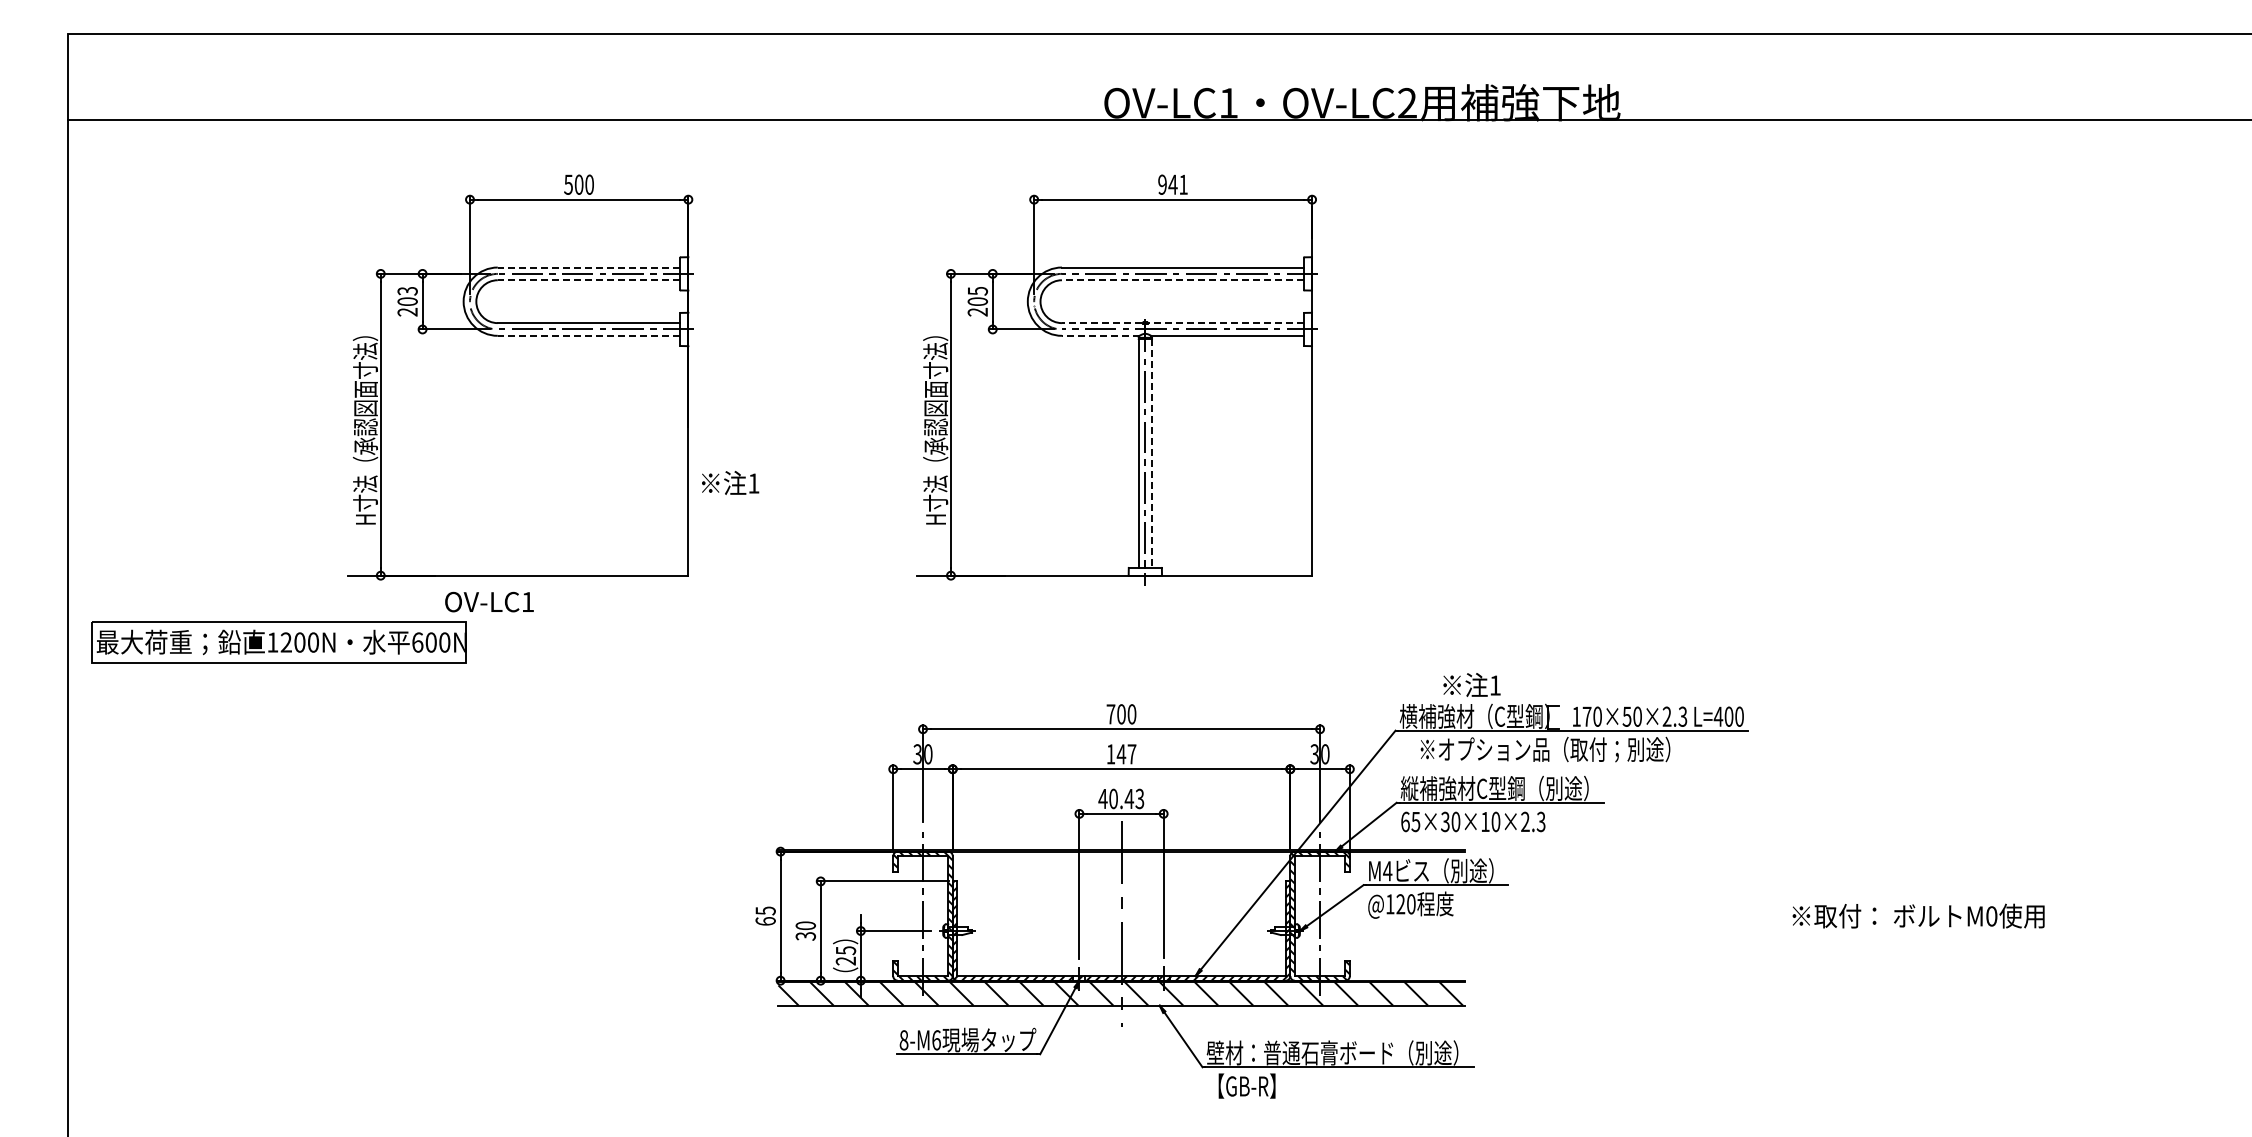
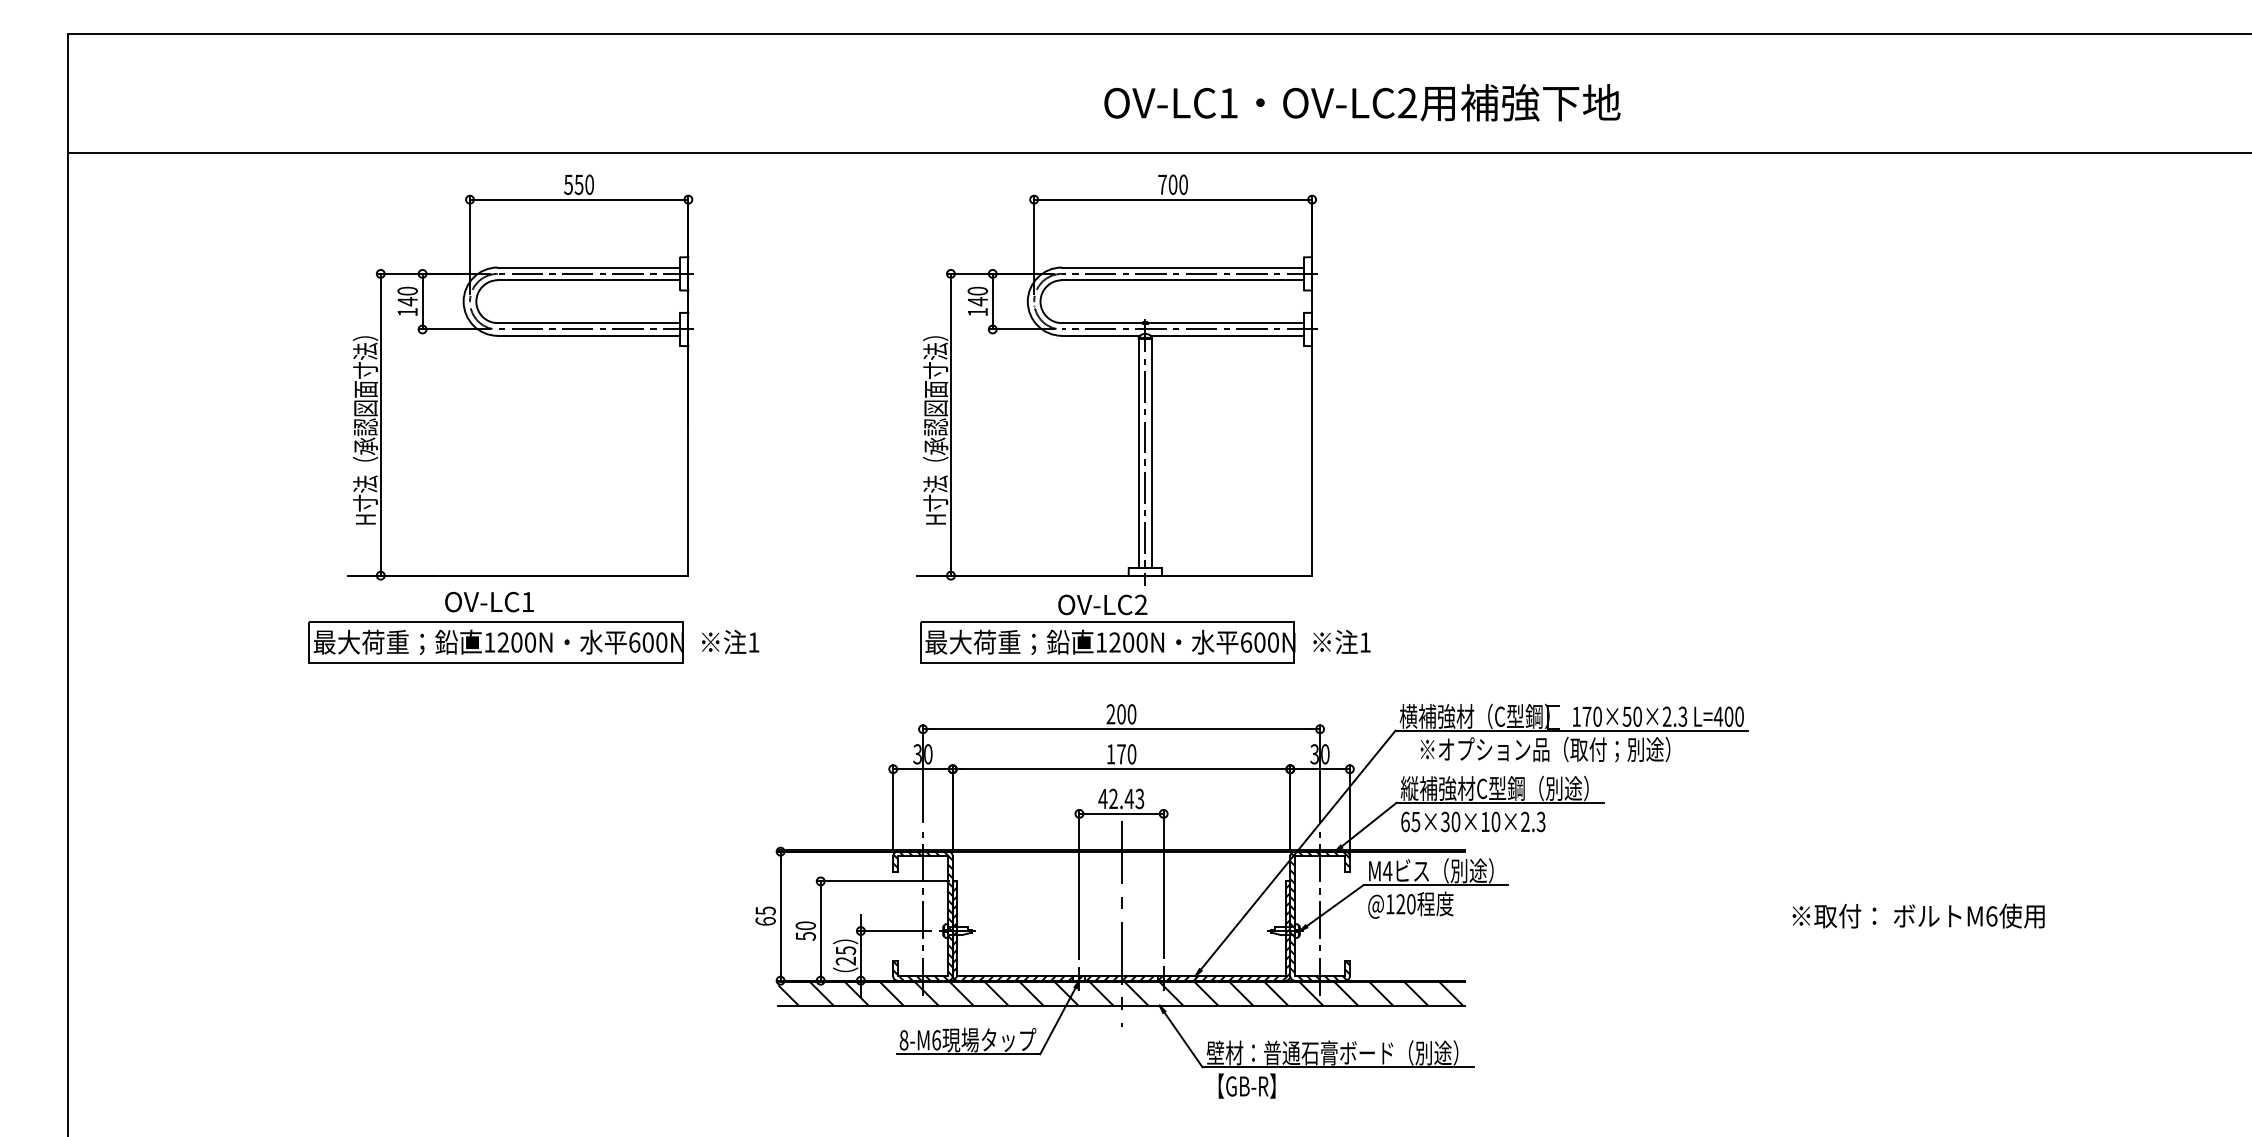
line position: (1157, 120) -> (1157, 153) (1157, 153)
text: 500 -> 550 (578, 184)
text: 941 -> 700 (1172, 184)
line: dashed -> solid (588, 267)
line: dashed -> solid (588, 280)
line: dashed -> solid (1182, 280)
text: 203 -> 140 (407, 301)
text: 205 -> 140 (977, 301)
line: dashed -> solid (1101, 323)
line: dashed -> solid (1226, 323)
line: dashed -> solid (588, 335)
line: dashed -> solid (1100, 335)
line: dashed -> solid (1151, 453)
text position: (730, 482) -> (730, 641) (730, 641)
part: none -> present (1107, 628)
part position: (278, 642) -> (495, 642) (495, 642)
text position: (1471, 684) -> (1341, 641) (1341, 641)
text: 700 -> 200 (1110, 714)
text: 147 -> 170 (1126, 754)
text: 40.43 -> 42.43 (1113, 798)
text: M0 -> M6 (1991, 916)
text: 30 -> 50 (805, 936)
